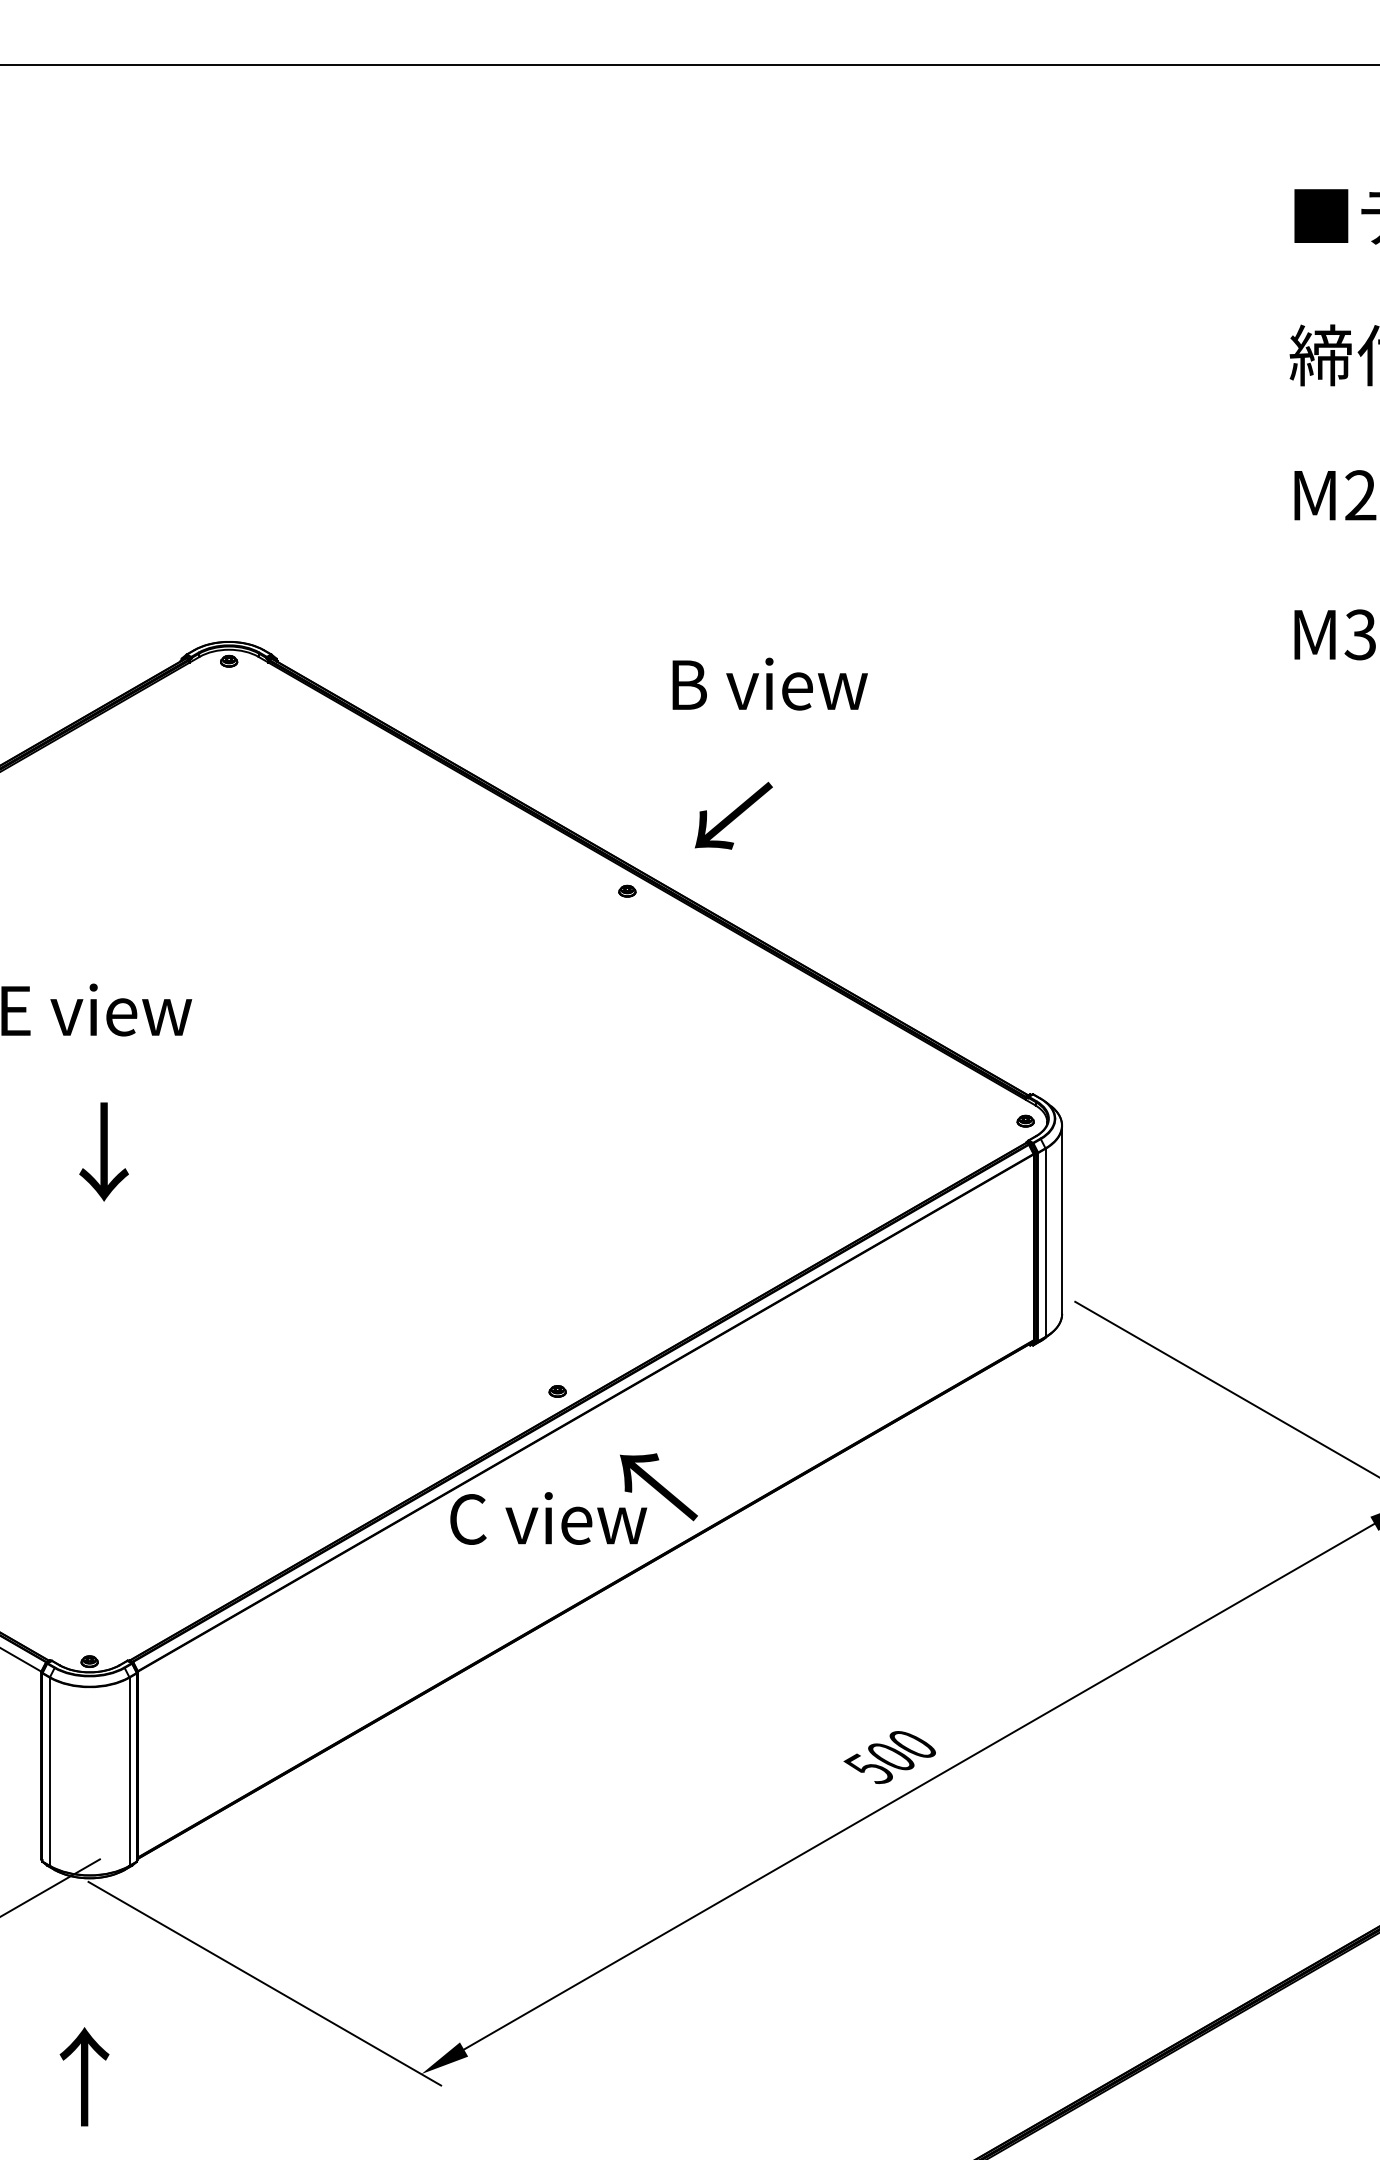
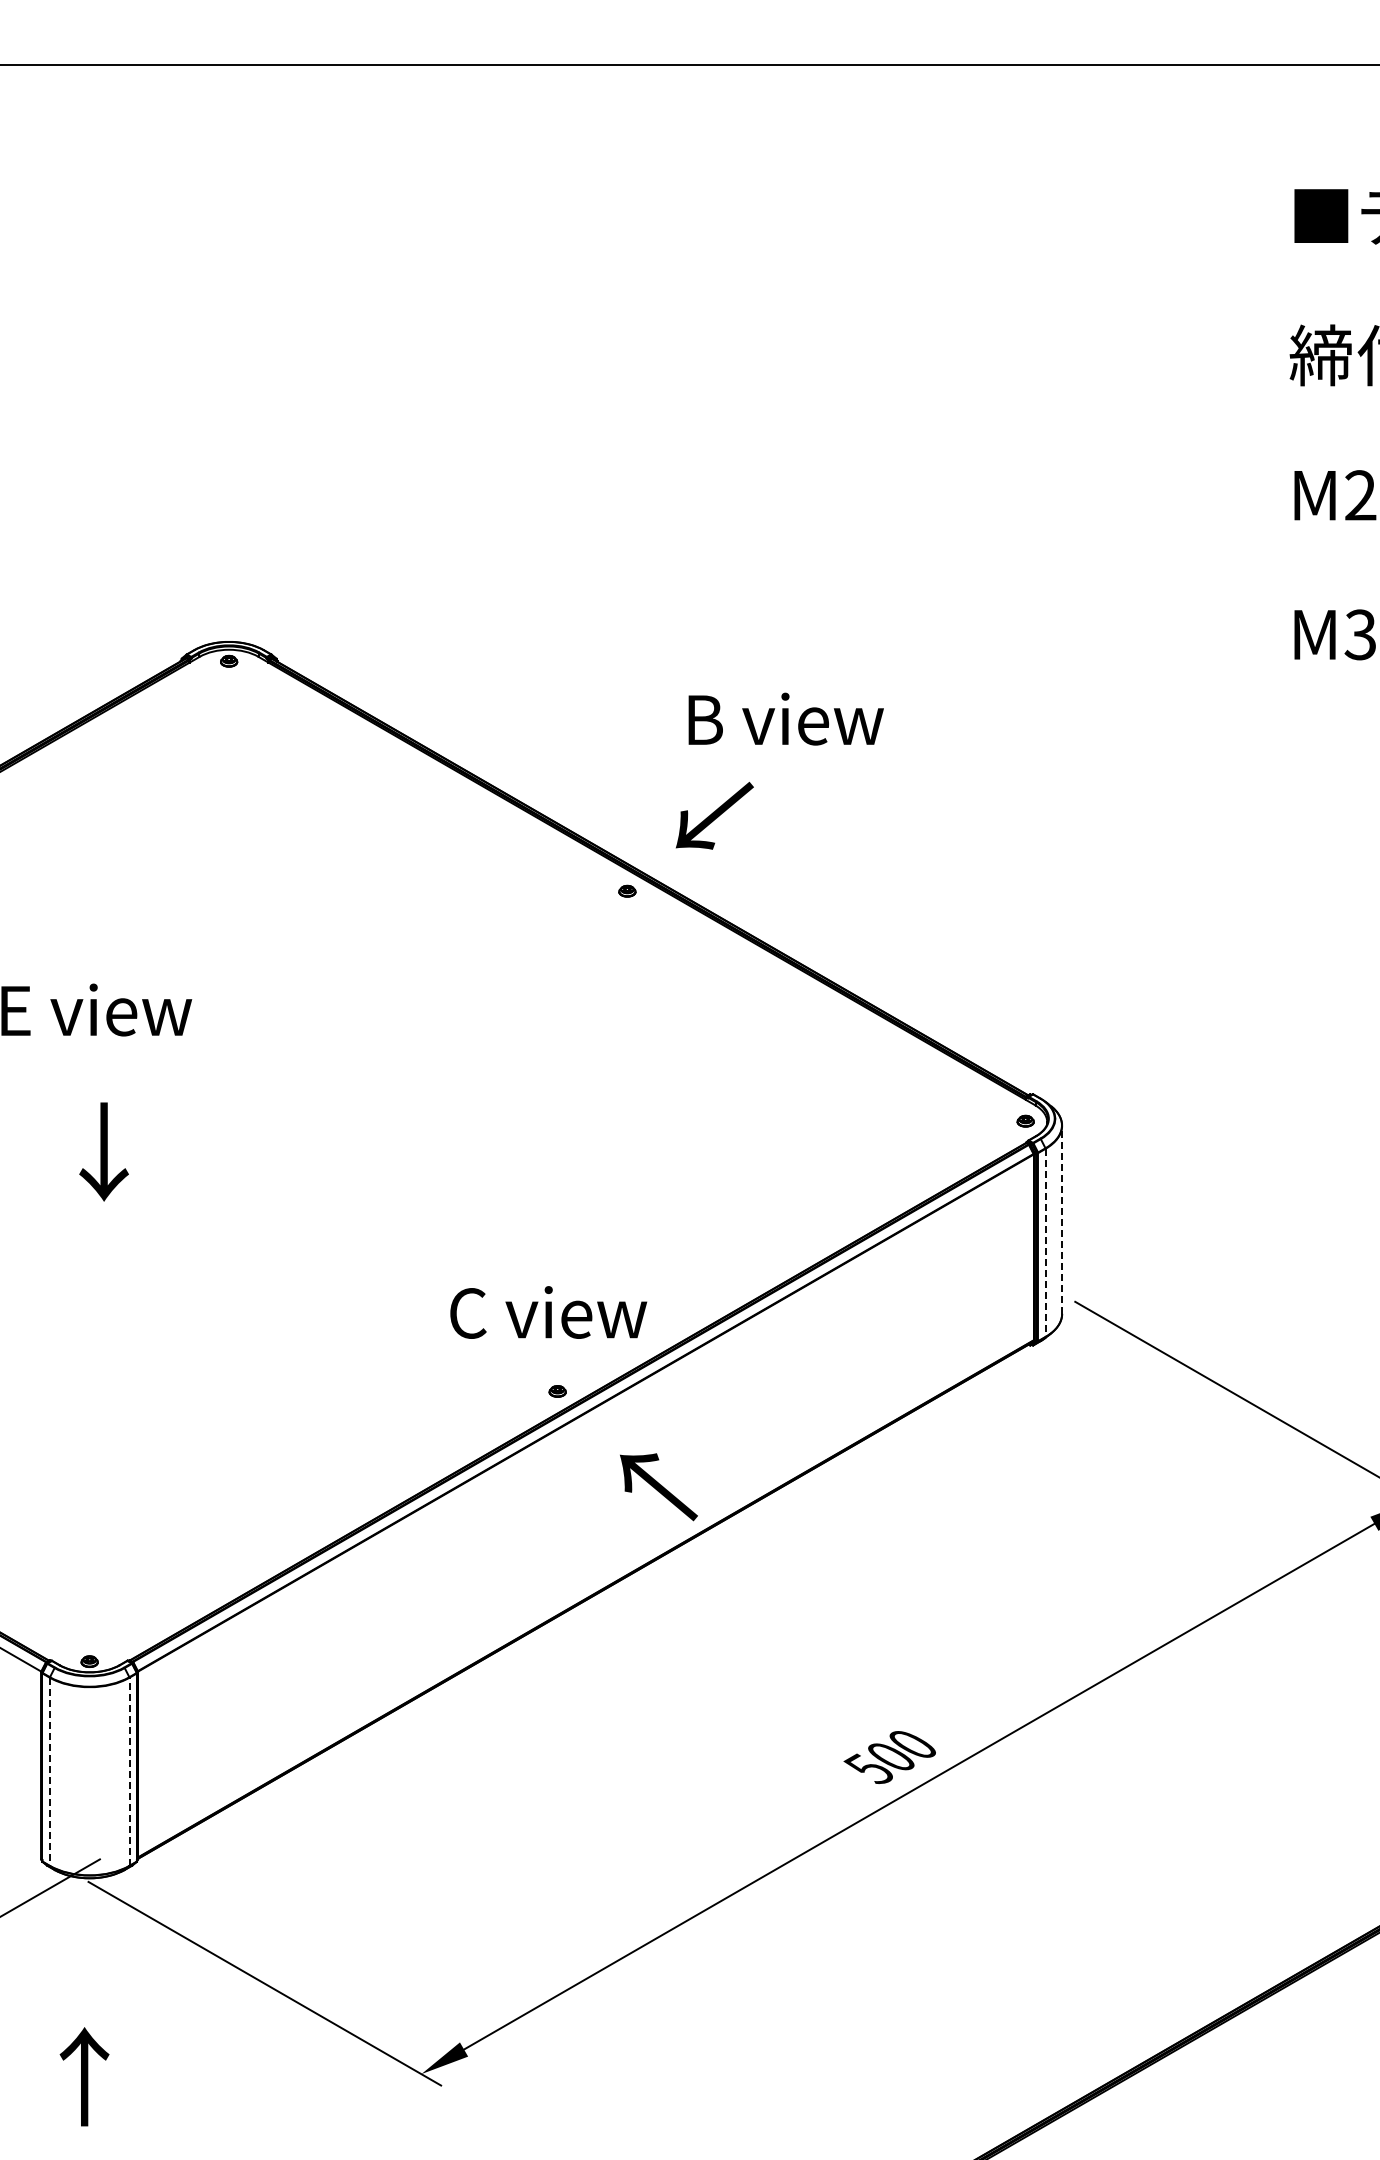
text position: (769, 683) -> (785, 718) (785, 718)
text position: (733, 815) -> (714, 815) (714, 815)
line: solid -> dashed (1062, 1219)
line: solid -> dashed (1045, 1243)
text position: (548, 1518) -> (548, 1312) (548, 1312)
line: solid -> dashed (129, 1771)
line: solid -> dashed (49, 1772)
